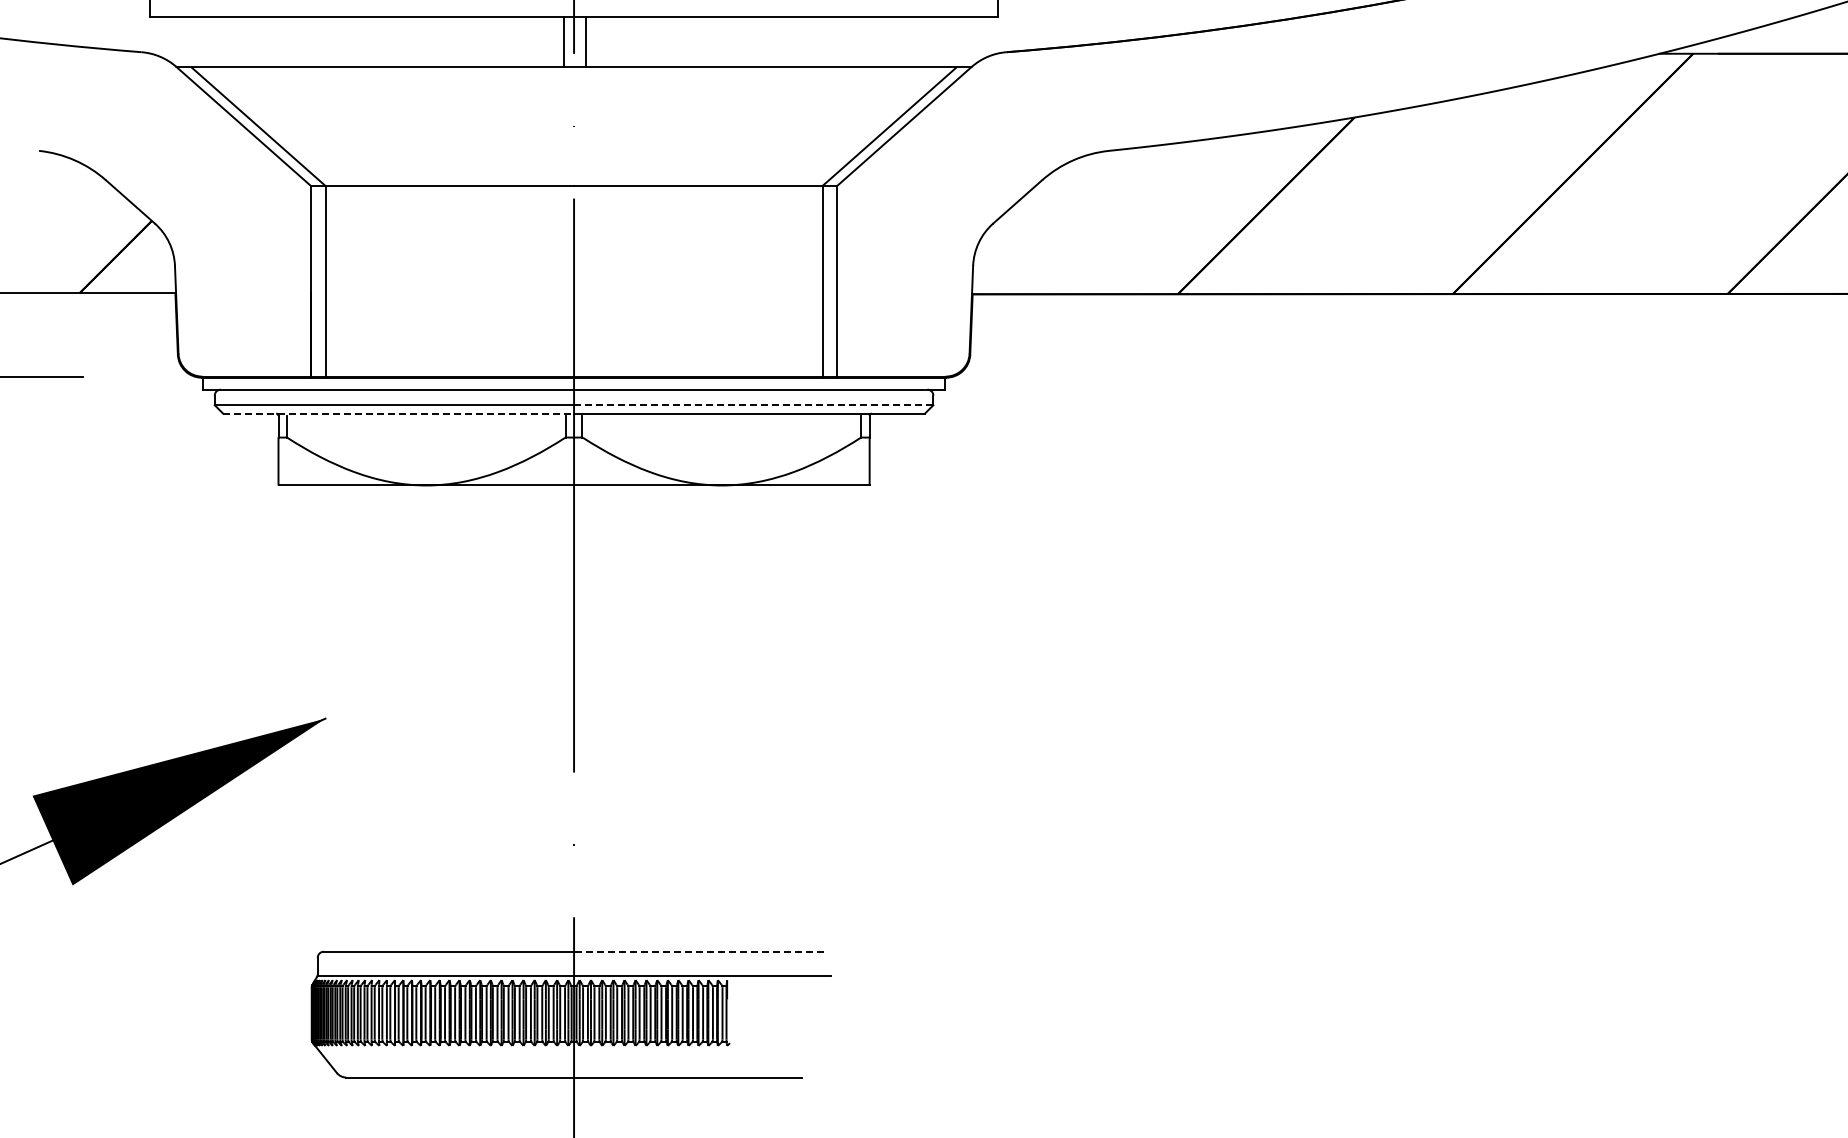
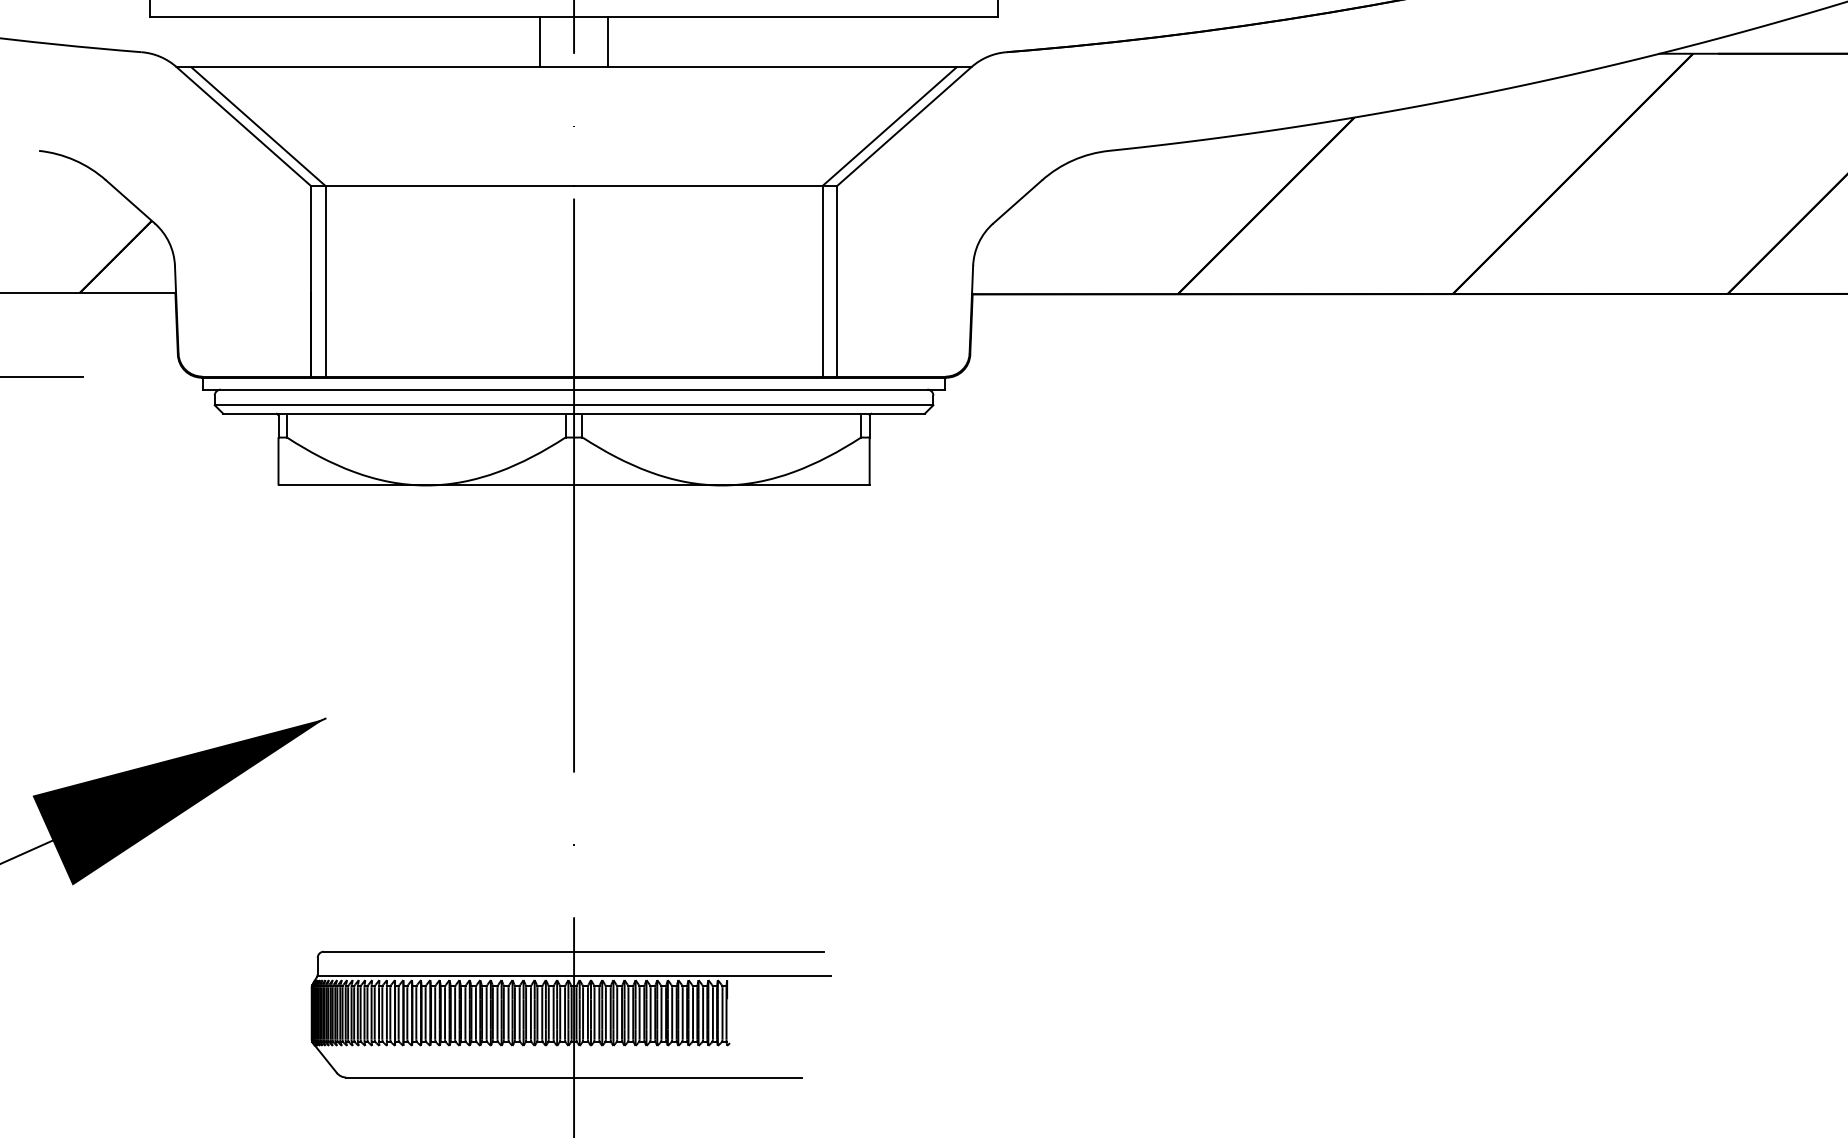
line position: (564, 42) -> (540, 42) (540, 42)
line position: (585, 42) -> (607, 42) (607, 42)
line: dashed -> solid (753, 405)
line: dashed -> solid (399, 413)
line: dashed -> solid (698, 951)
